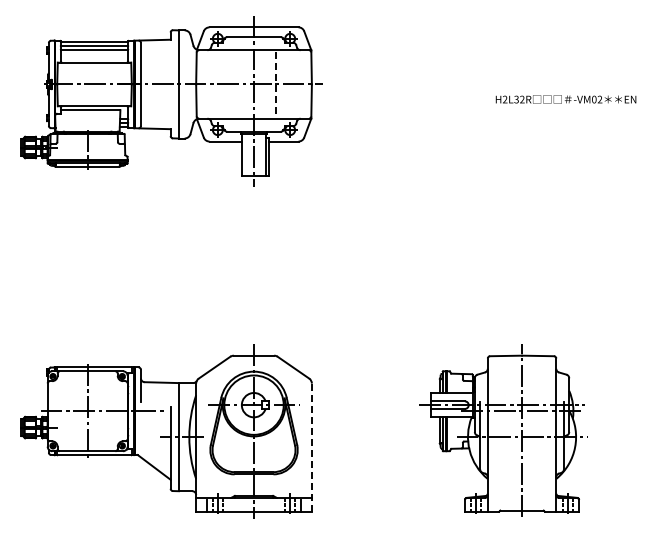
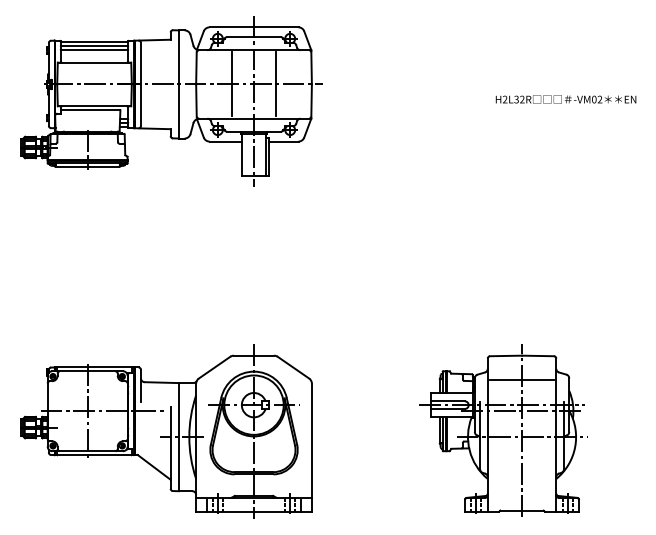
line: none -> present (231, 84)
line: dashed -> solid (276, 84)
line: none -> present (521, 380)
line: dashed -> solid (311, 448)
